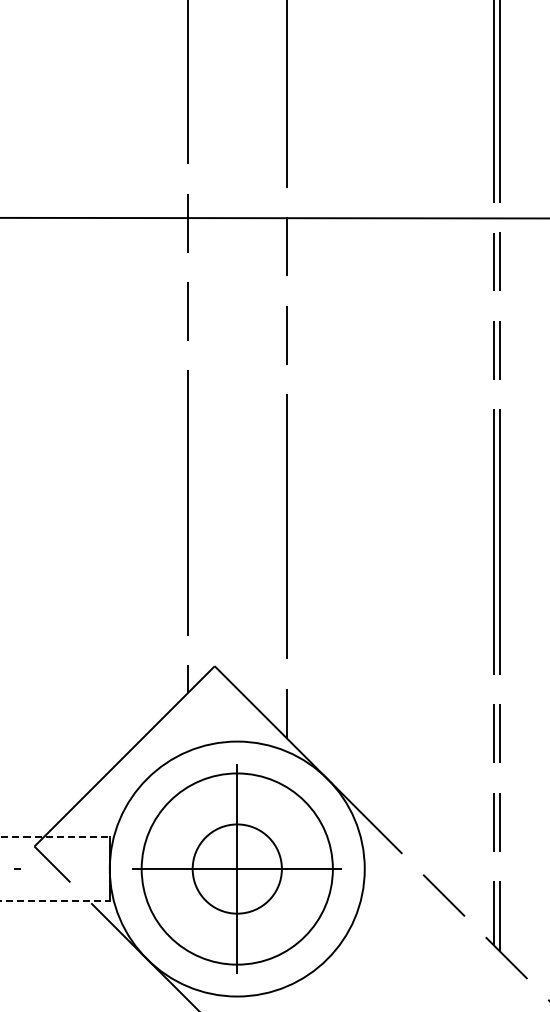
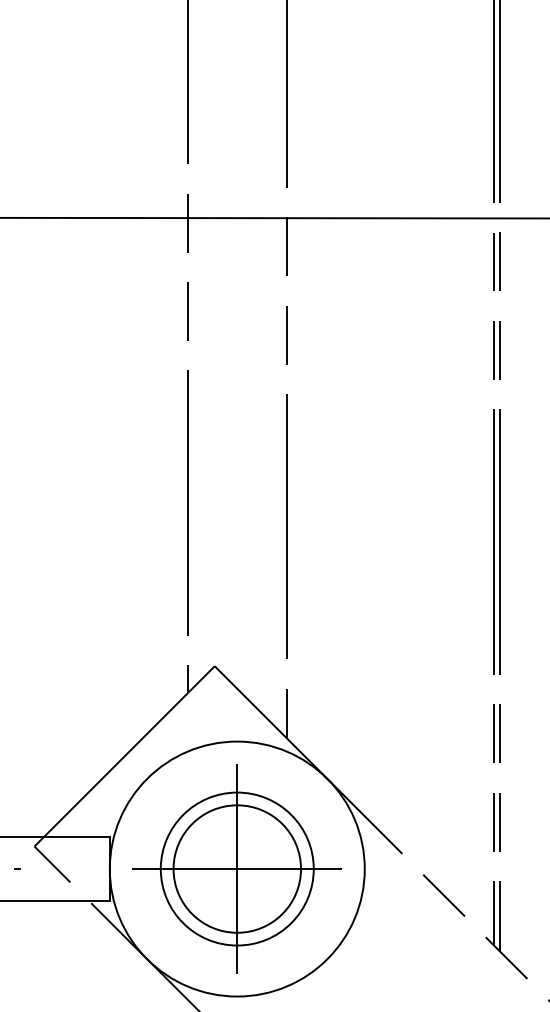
line: dashed -> solid (55, 837)
circle diameter: 191 px -> 153 px (236, 868)
circle diameter: 89 px -> 127 px (237, 868)
line: dashed -> solid (55, 900)
